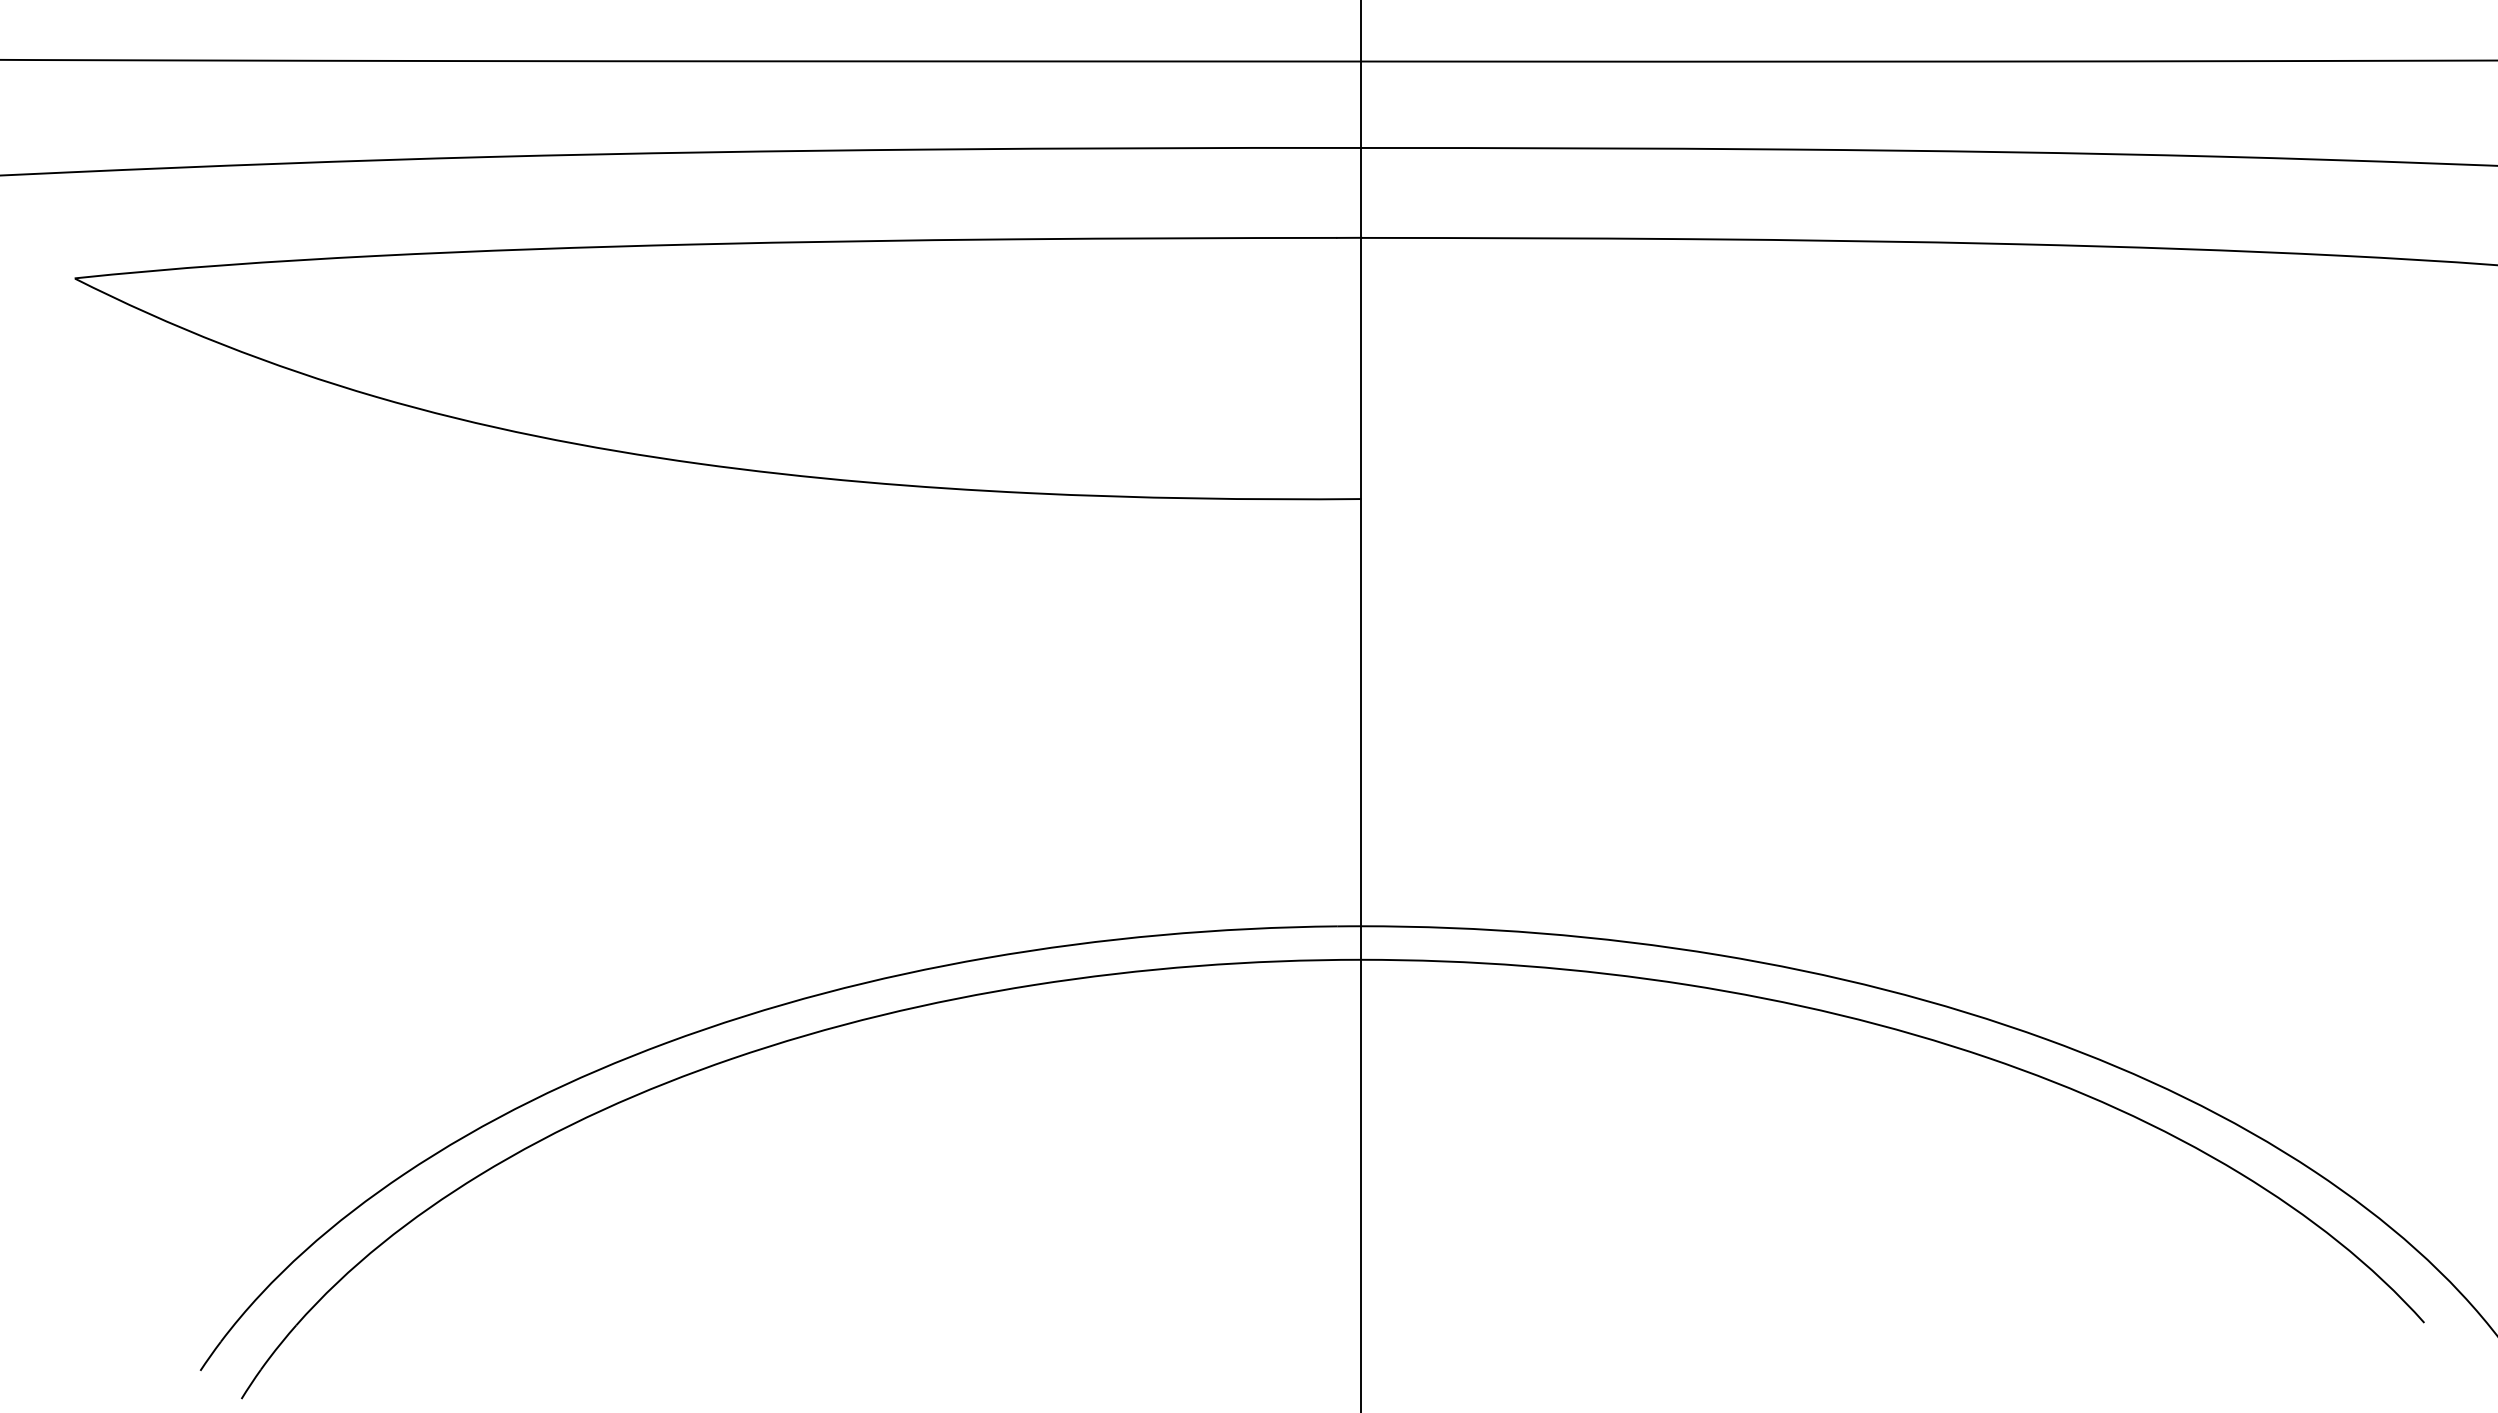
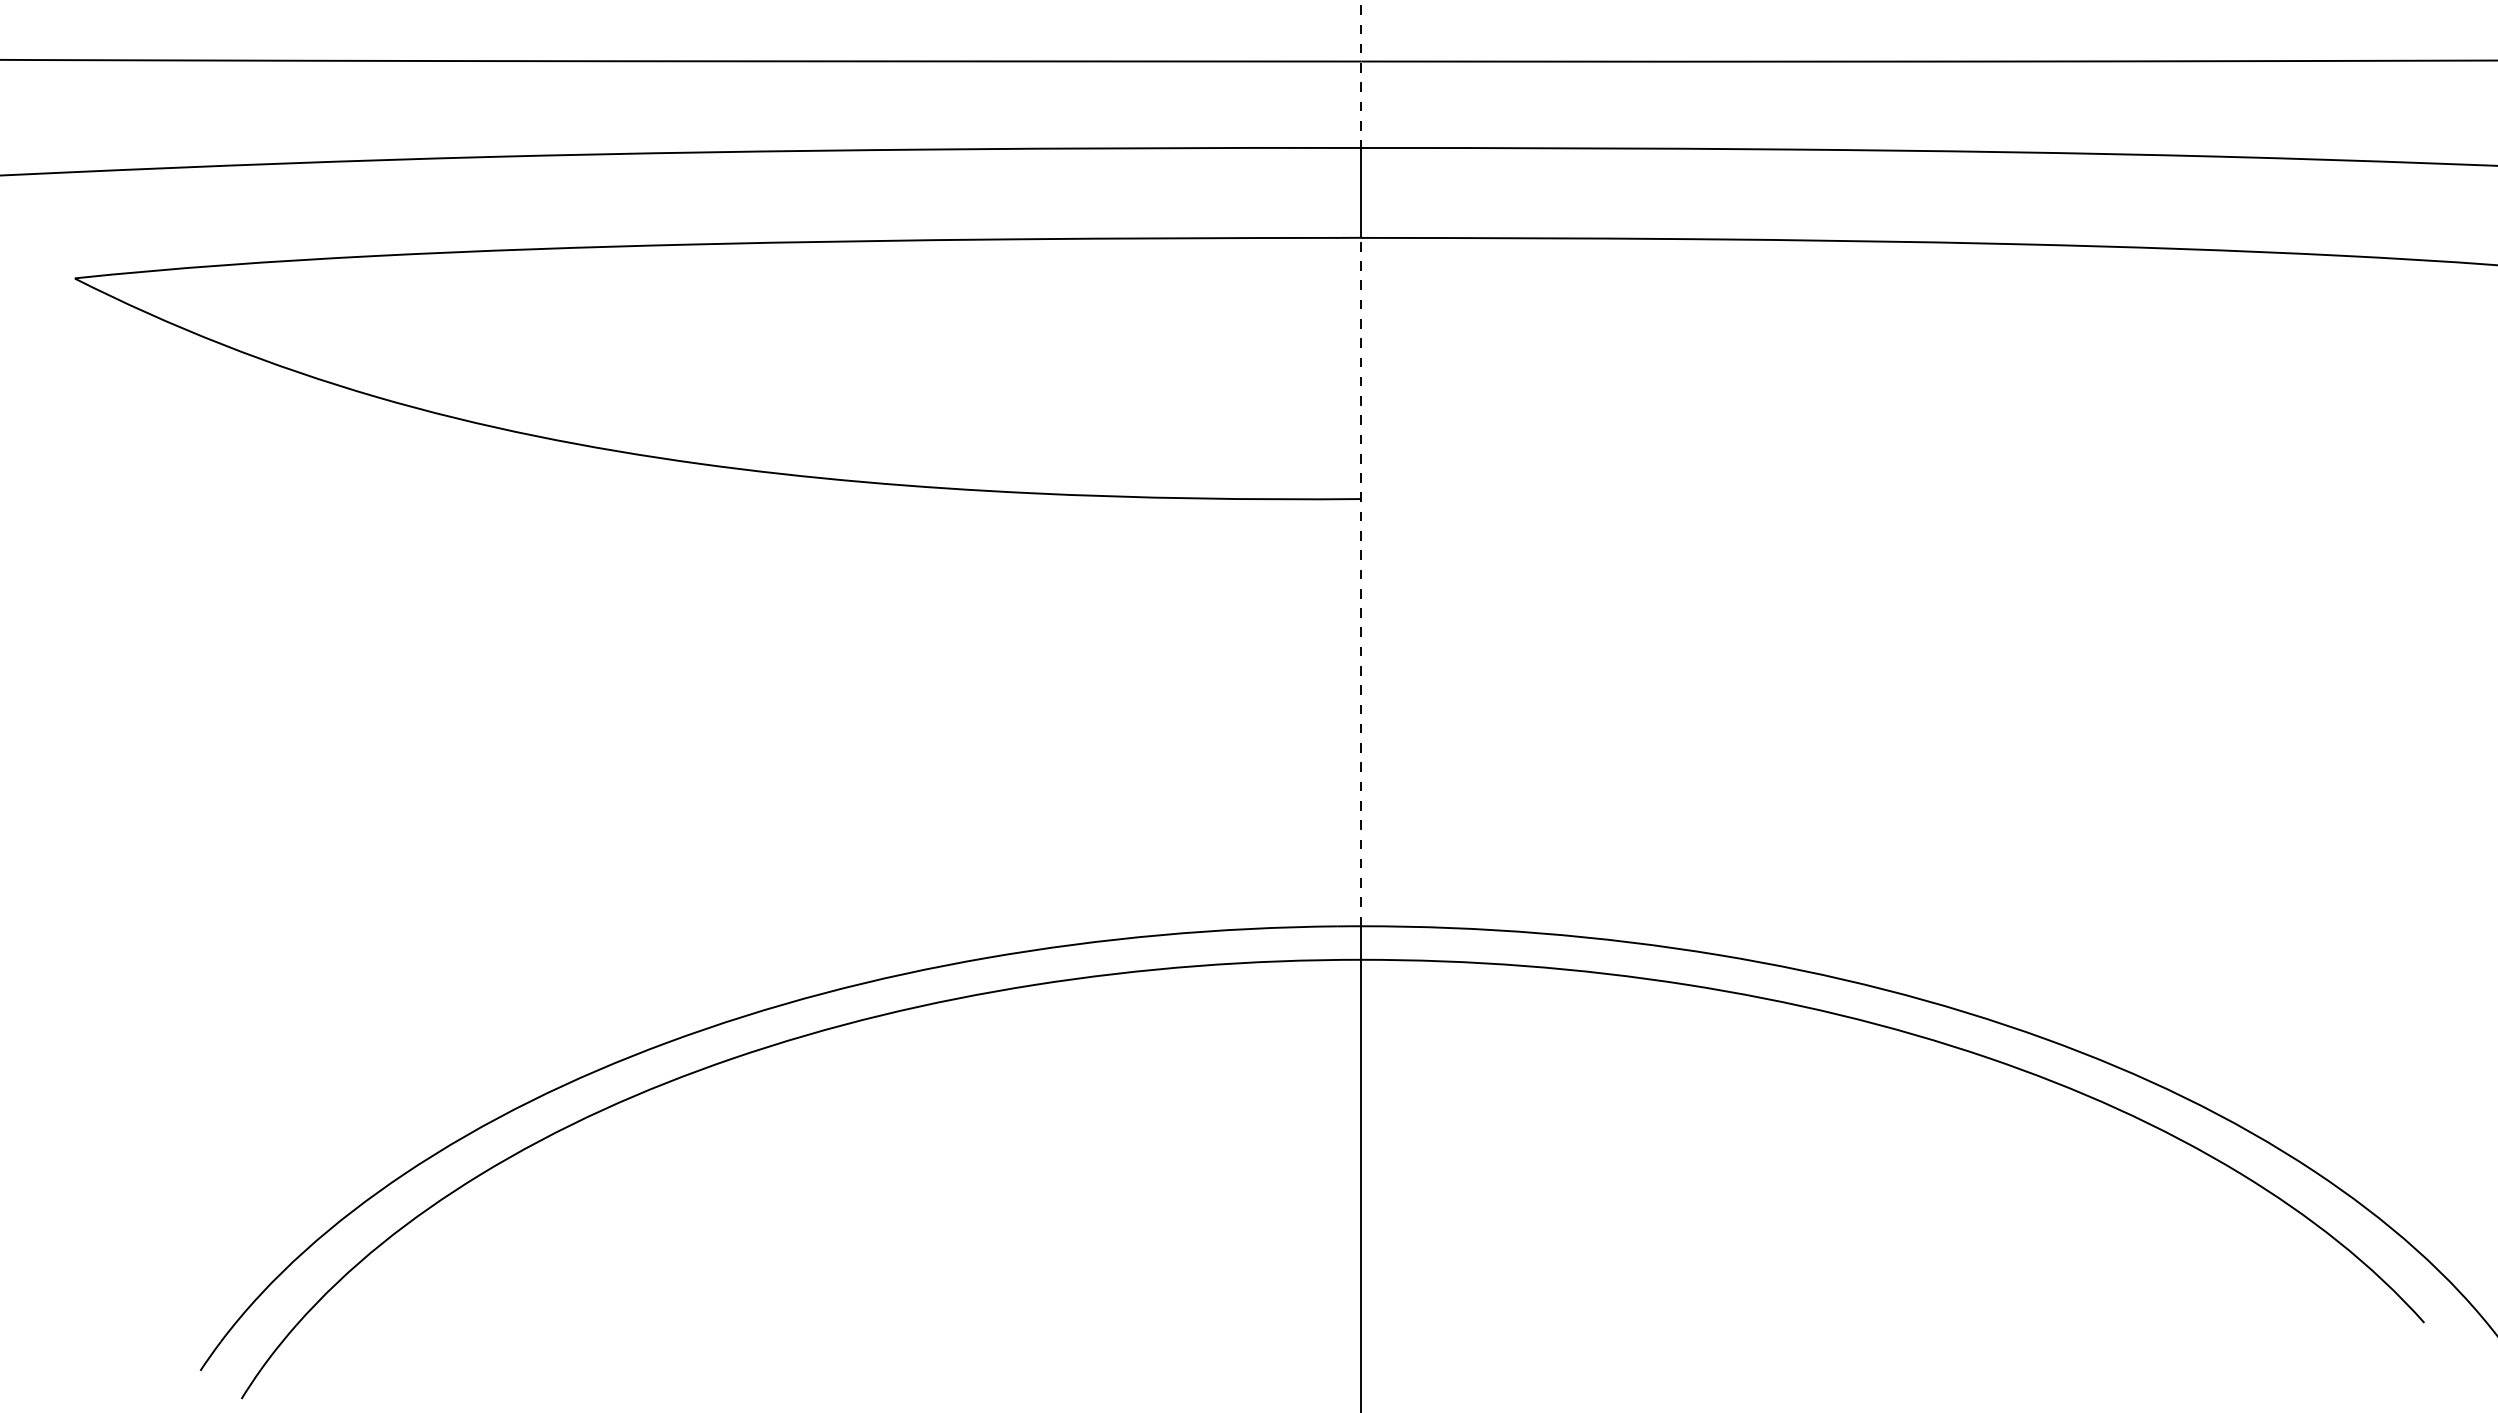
line: solid -> dashed (1361, 74)
line: solid -> dashed (1361, 581)
